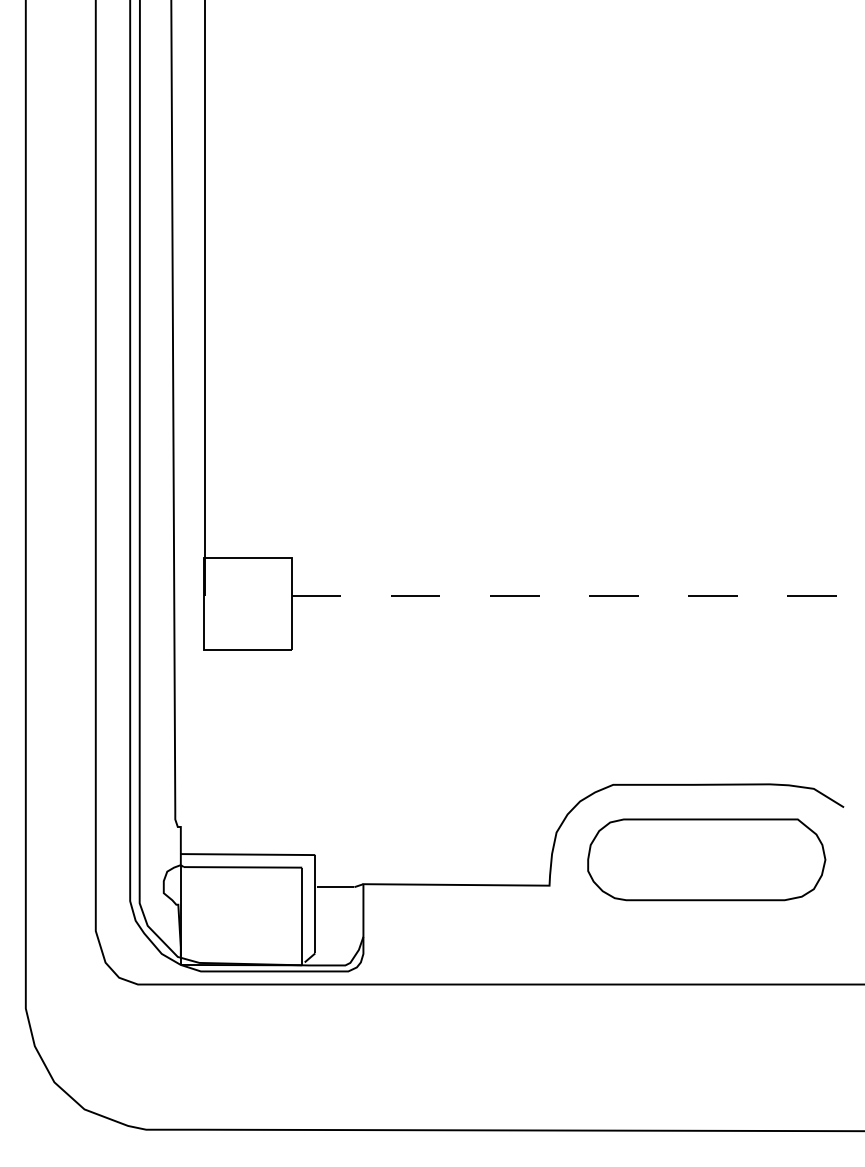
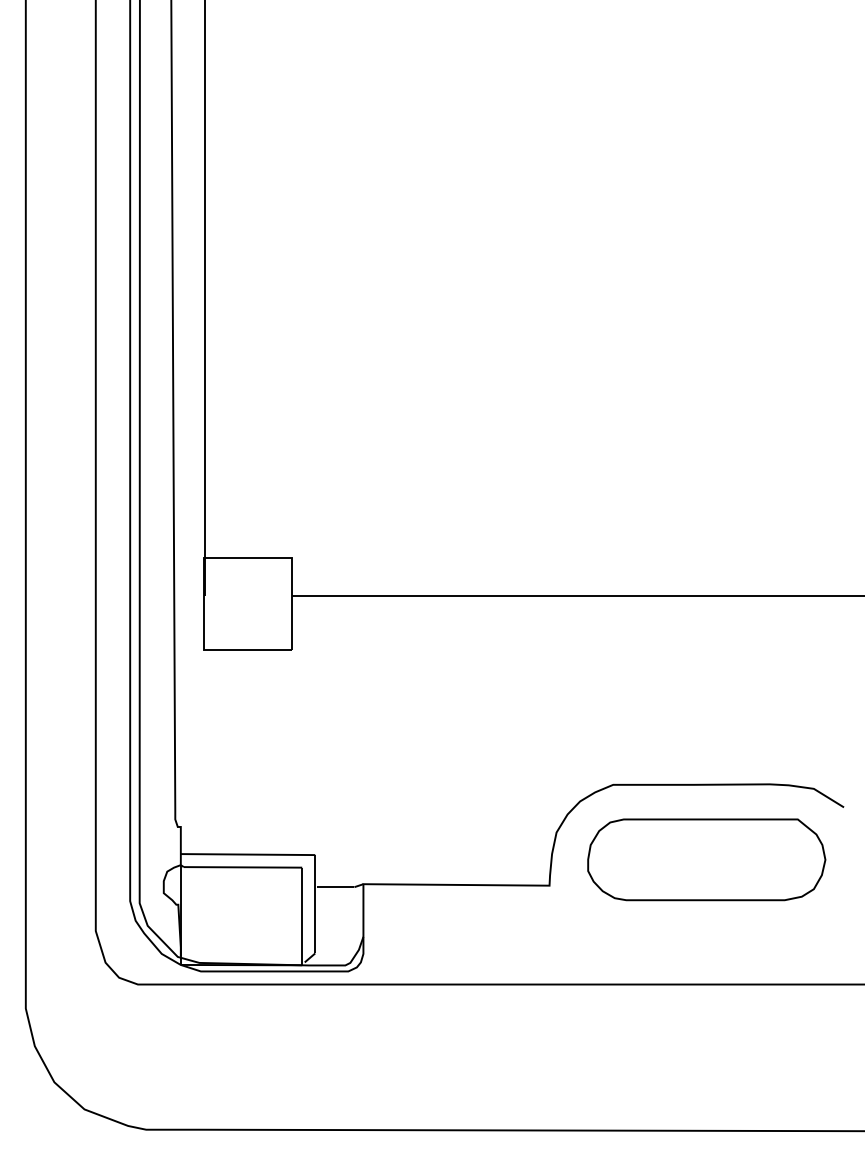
line: dashed -> solid (578, 595)
